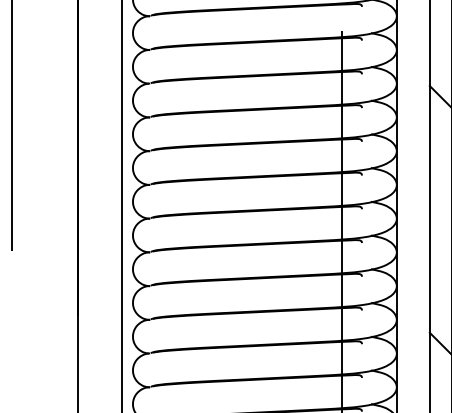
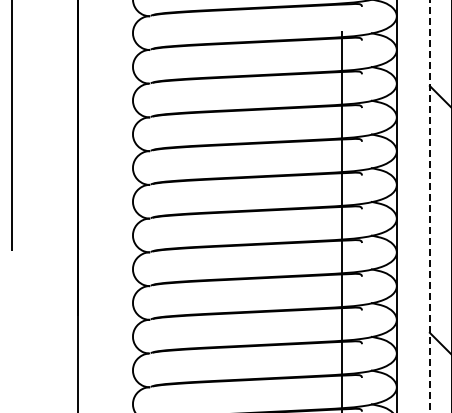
line: present -> none (122, 205)
line: solid -> dashed (429, 205)
